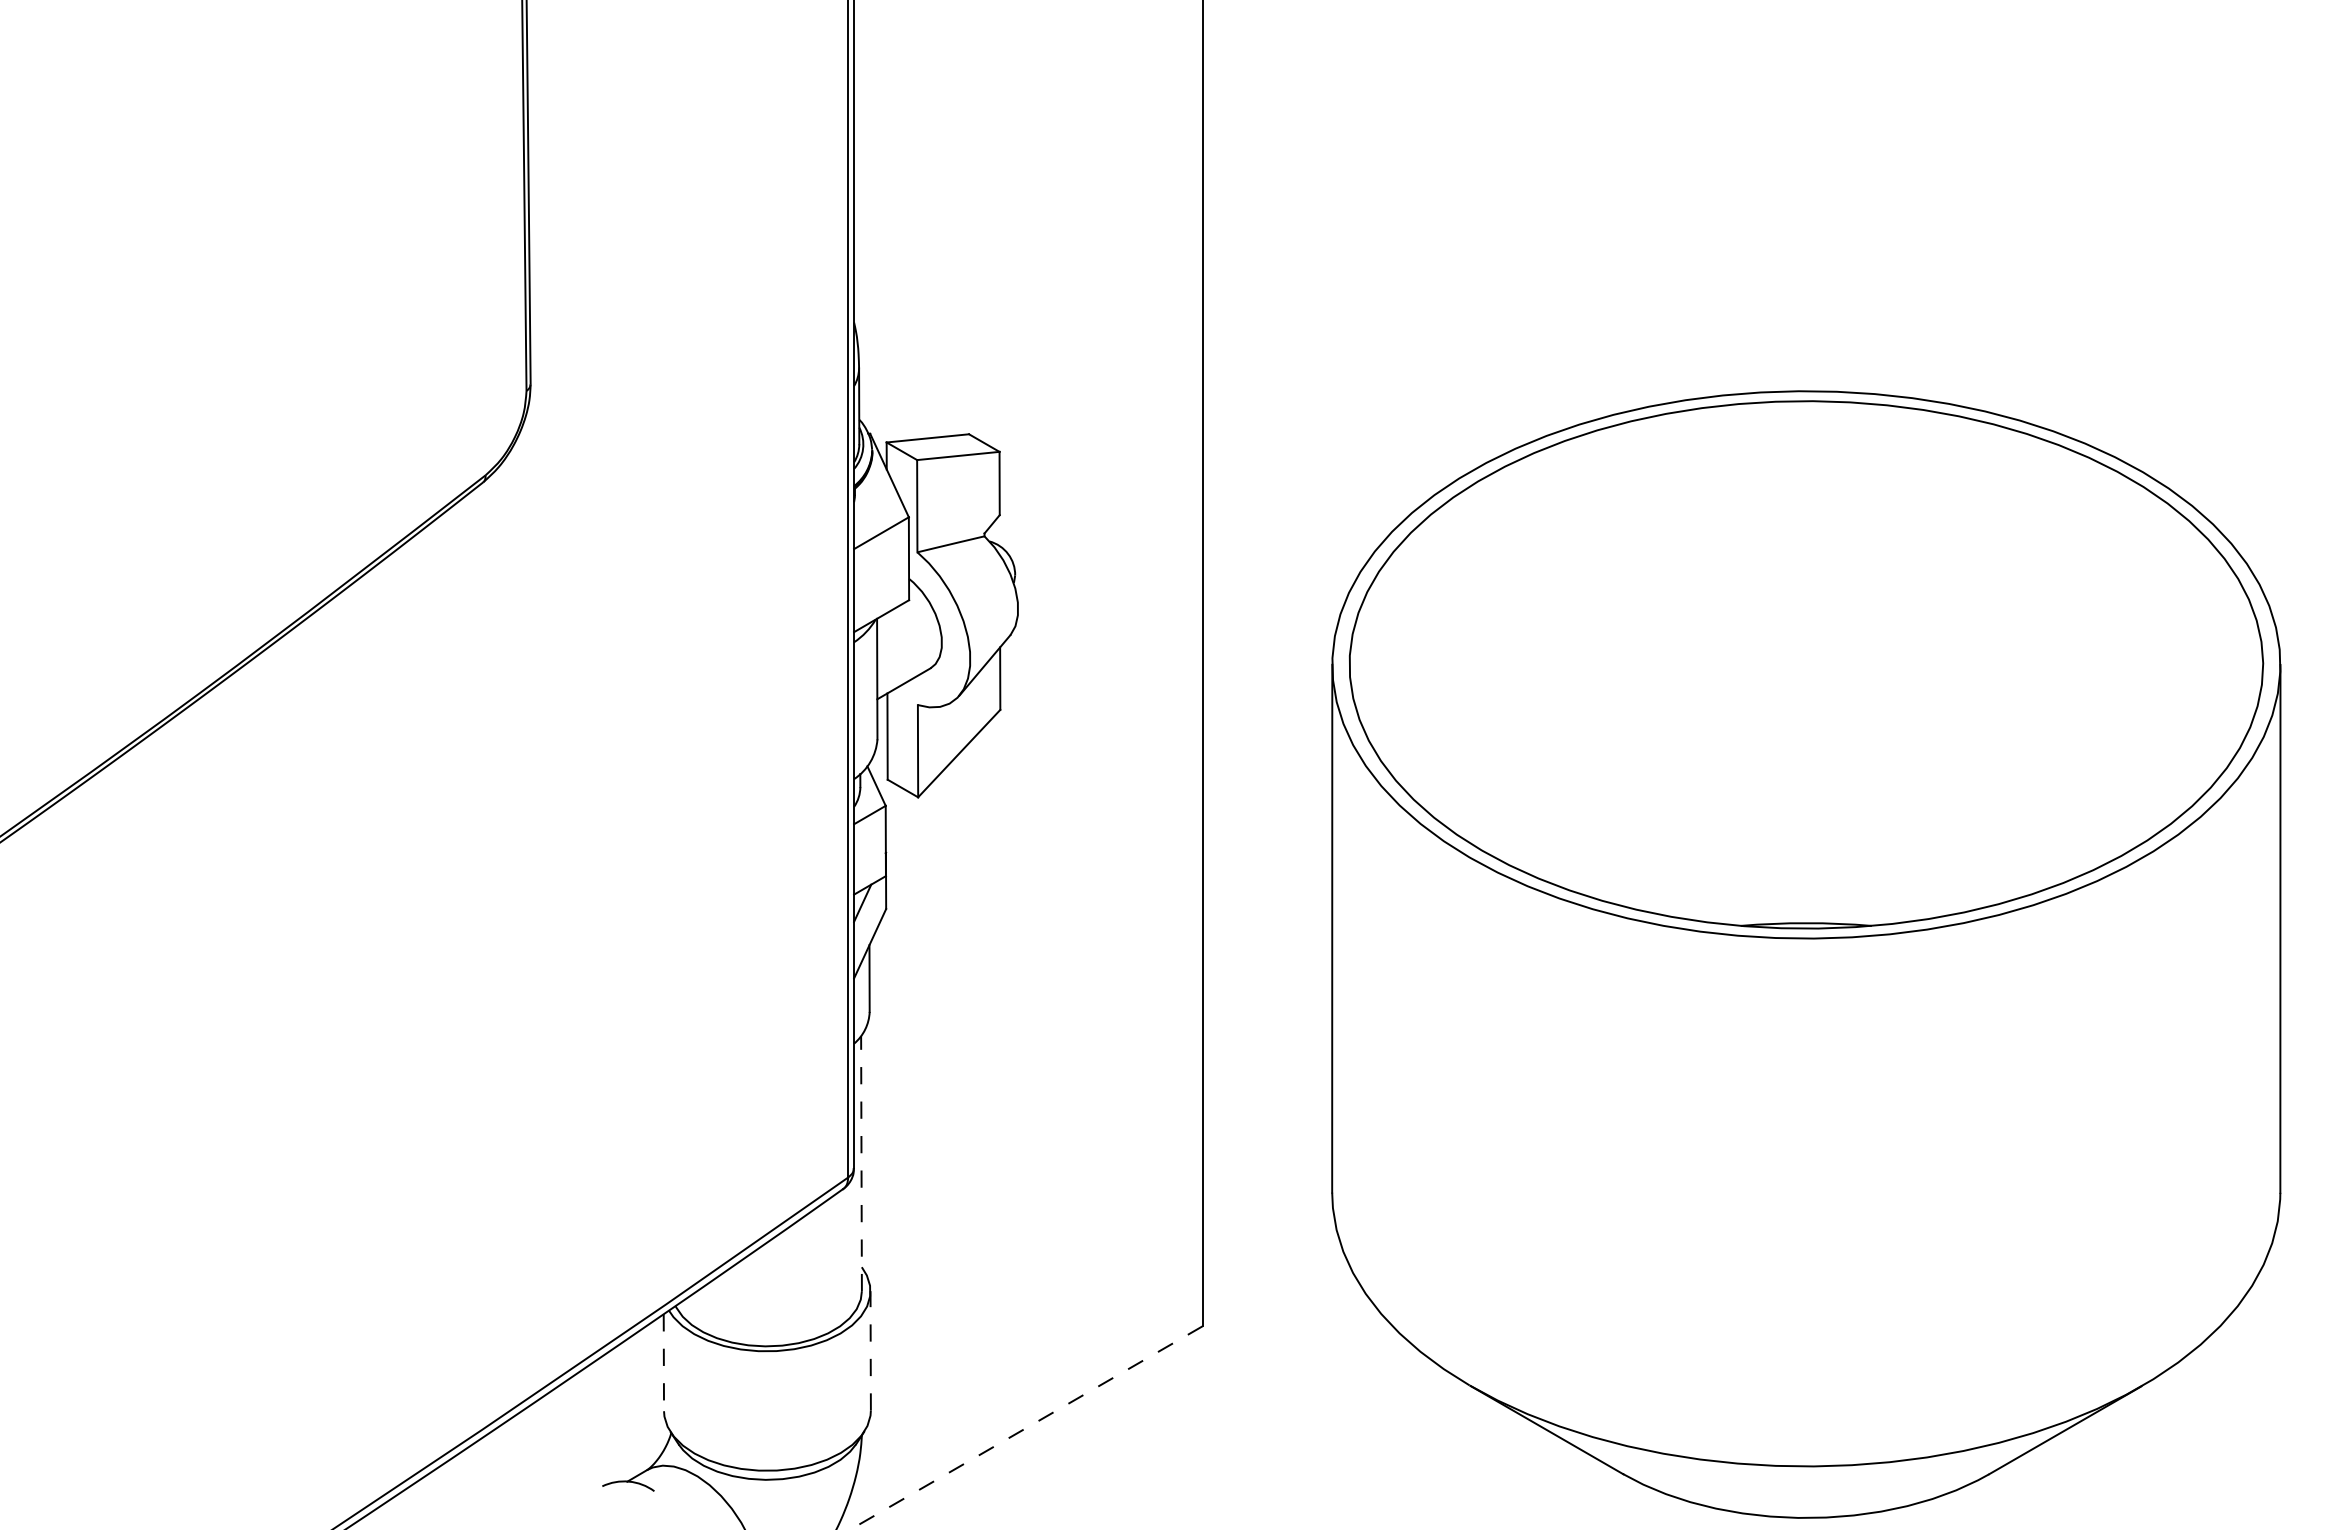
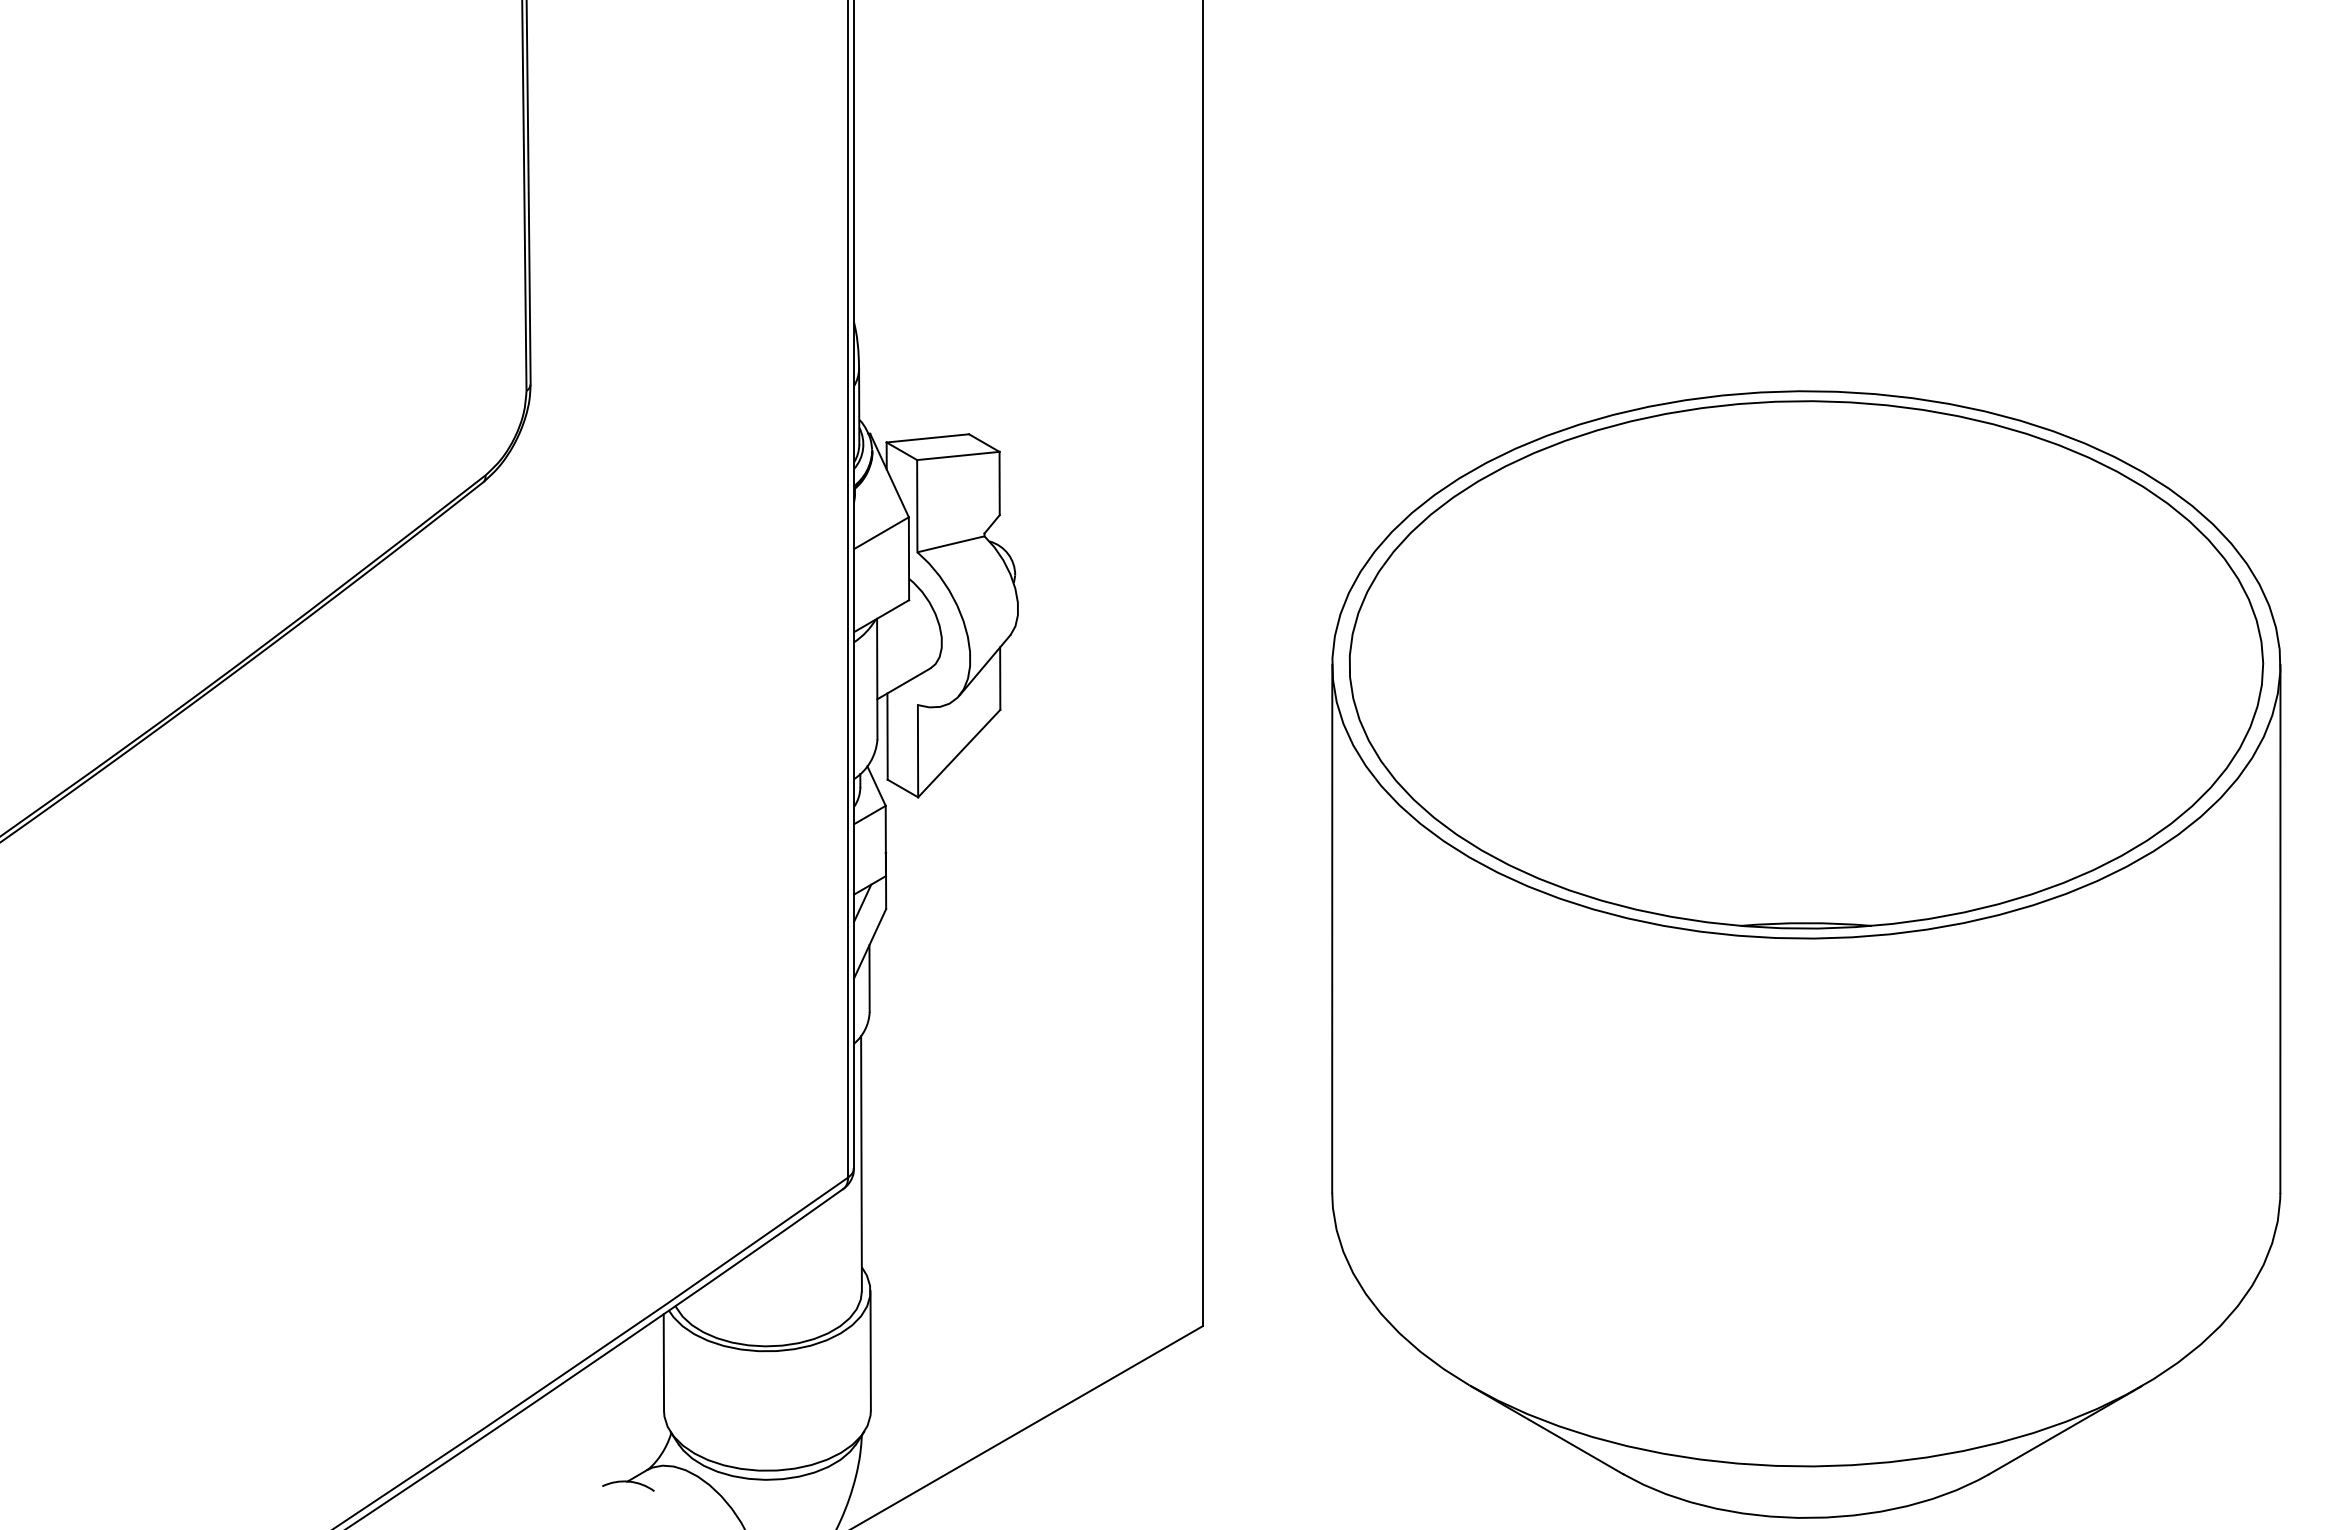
line: dashed -> solid (861, 1163)
line: dashed -> solid (870, 1350)
line: dashed -> solid (663, 1363)
line: dashed -> solid (1026, 1427)
